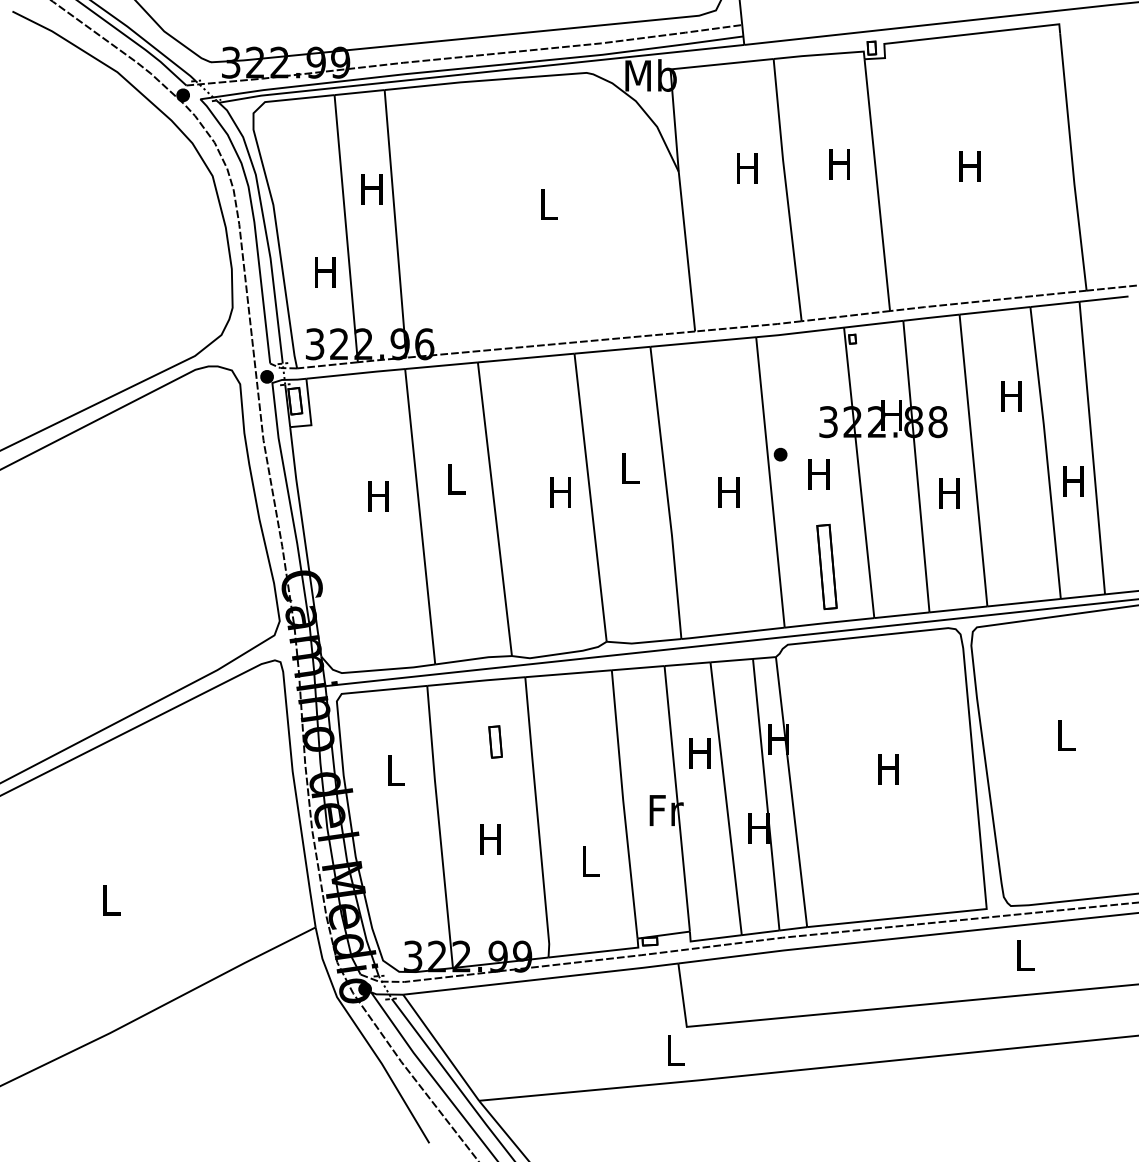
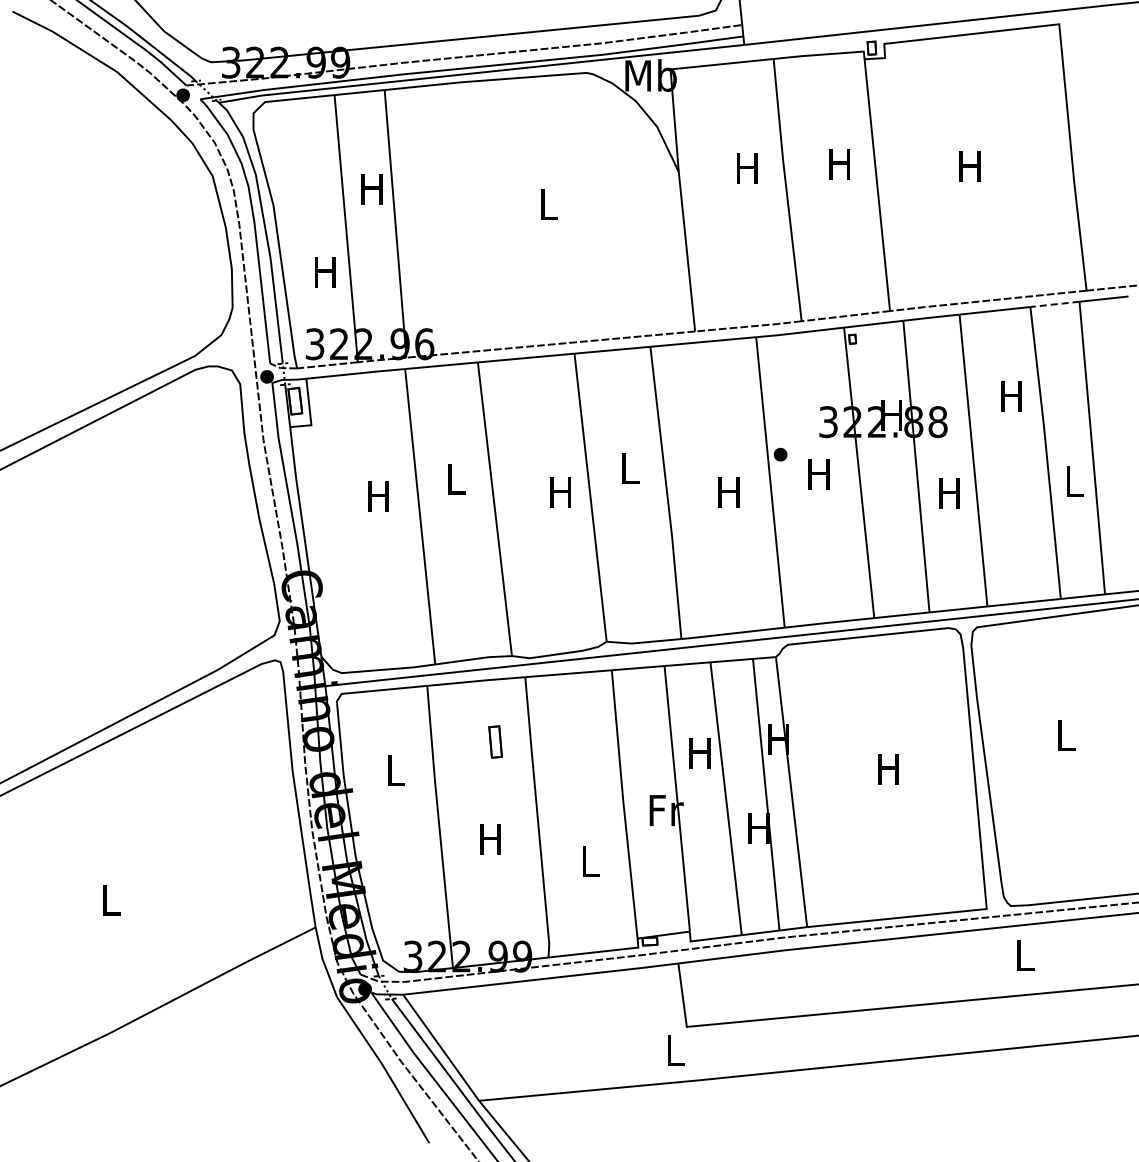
line: solid -> dashed (1054, 304)
text: H -> L (1073, 481)
part: present -> none (826, 567)
